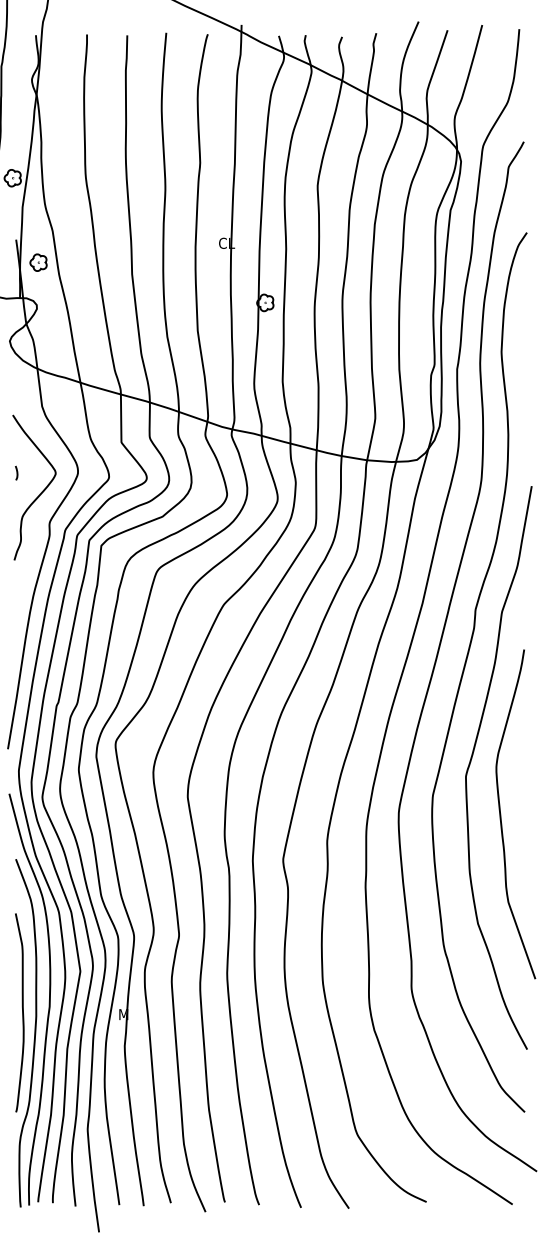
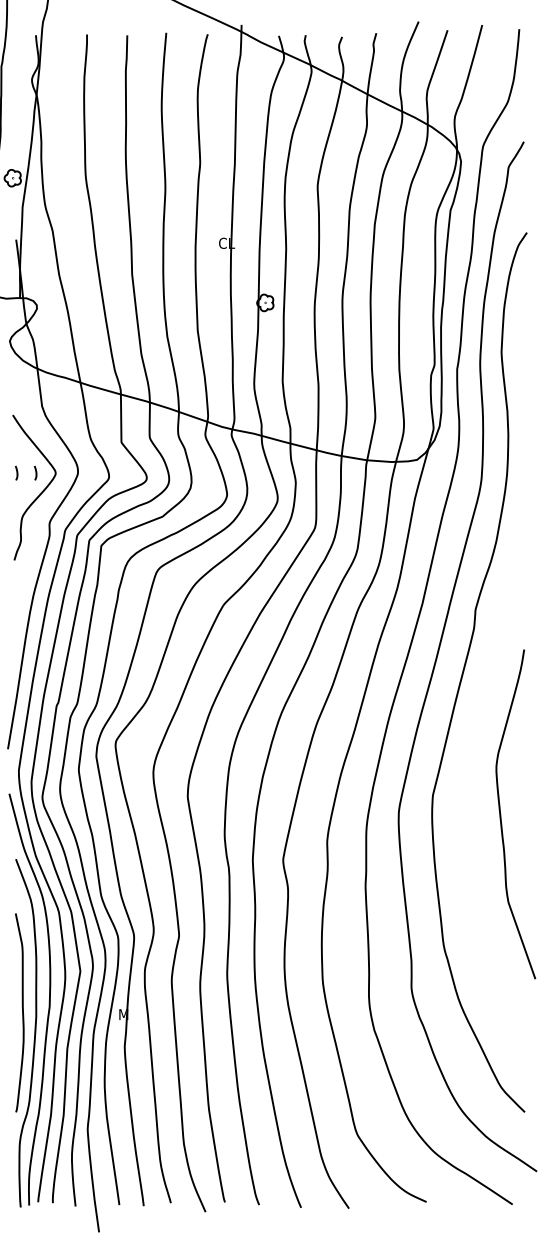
part: present -> none (38, 262)
curve: none -> present (35, 472)
curve: present -> none (471, 762)
